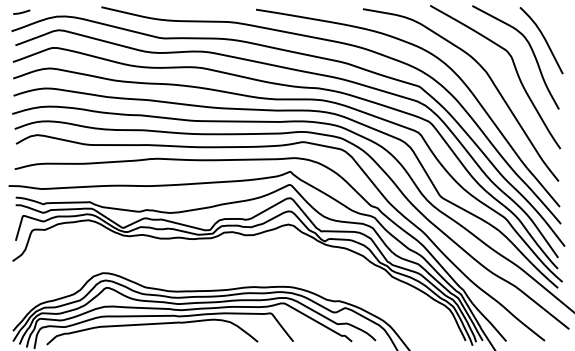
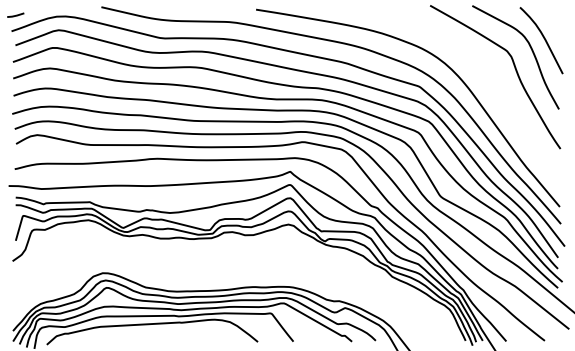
line position: (22, 11) -> (16, 14) (16, 14)
curve: present -> none (488, 77)
